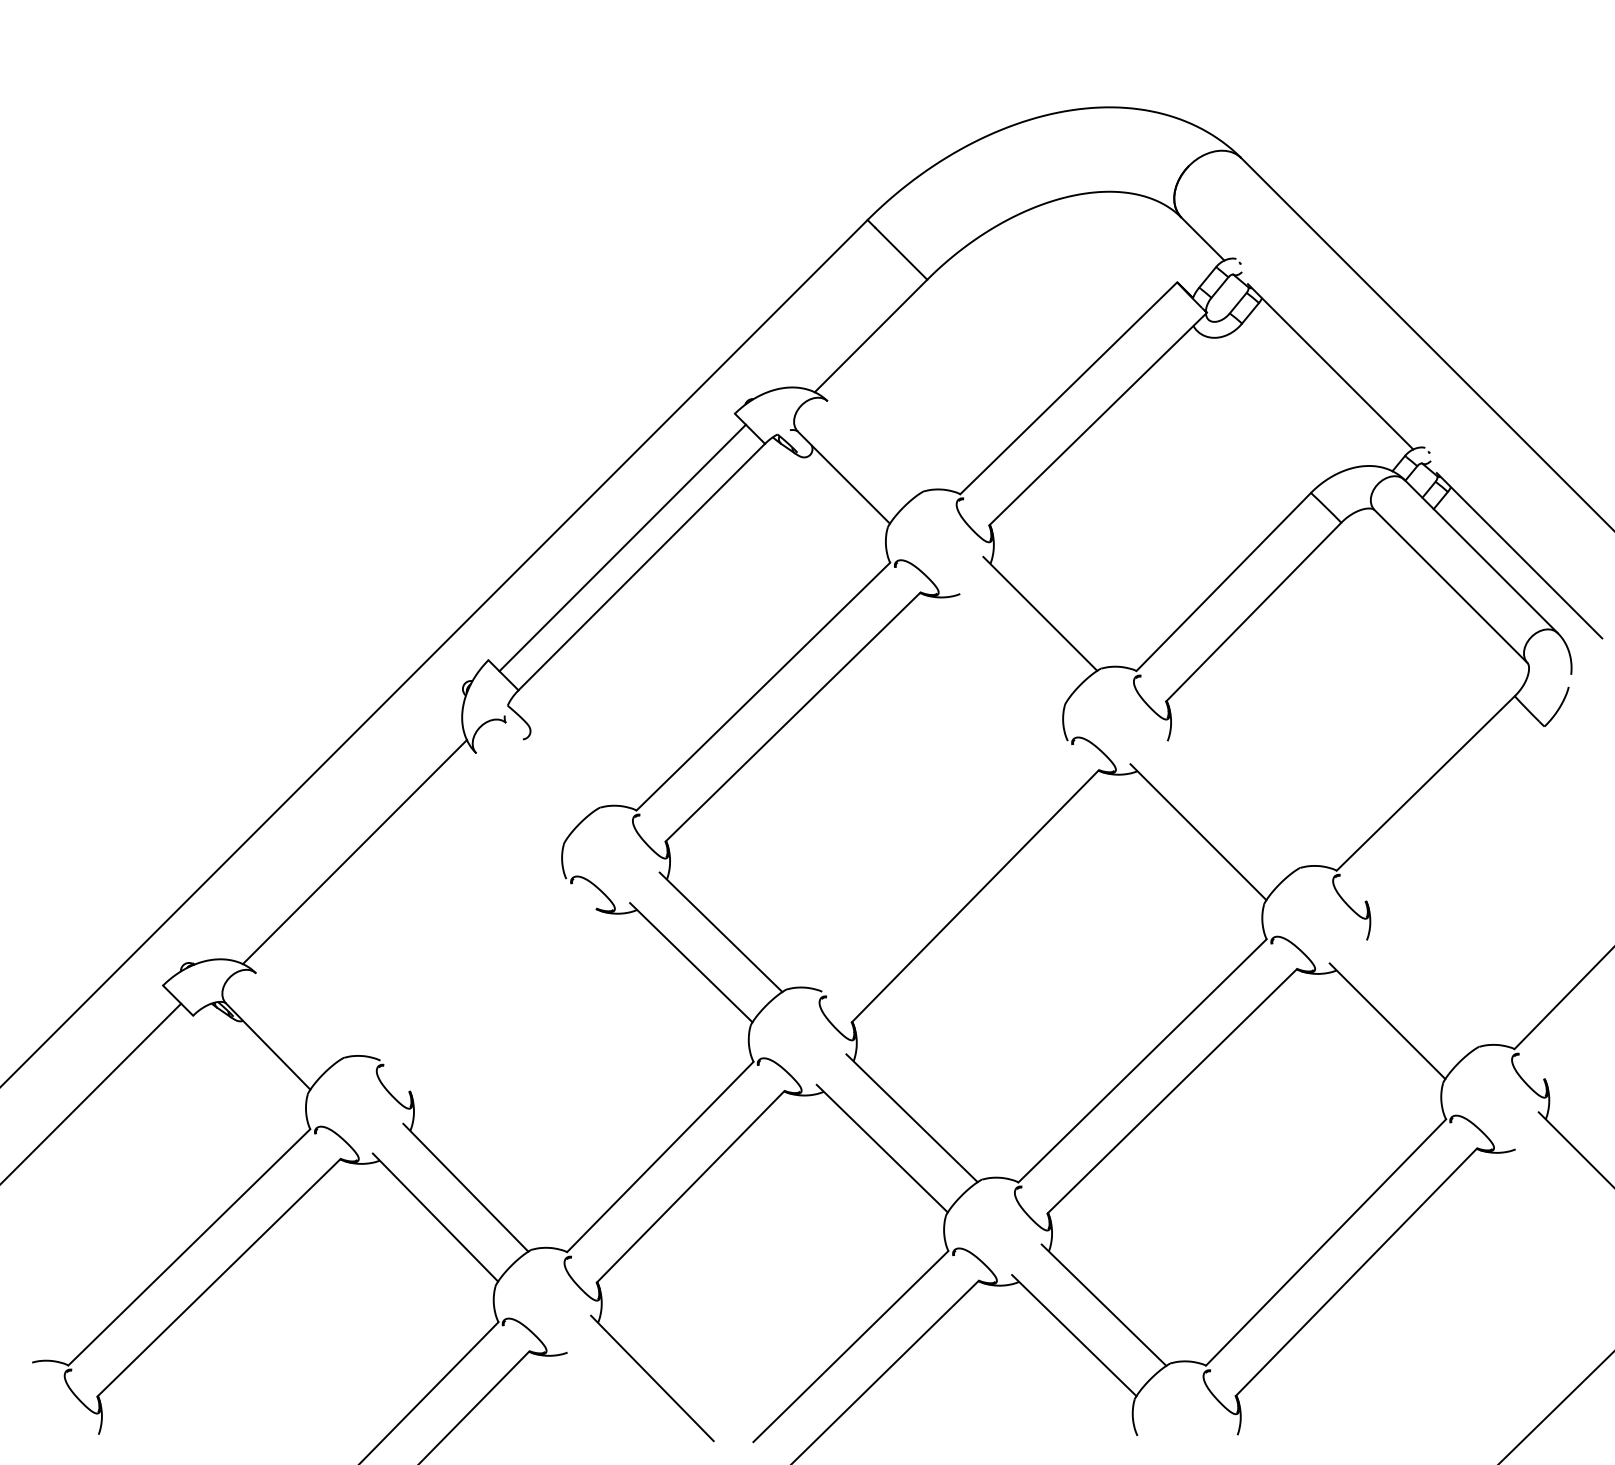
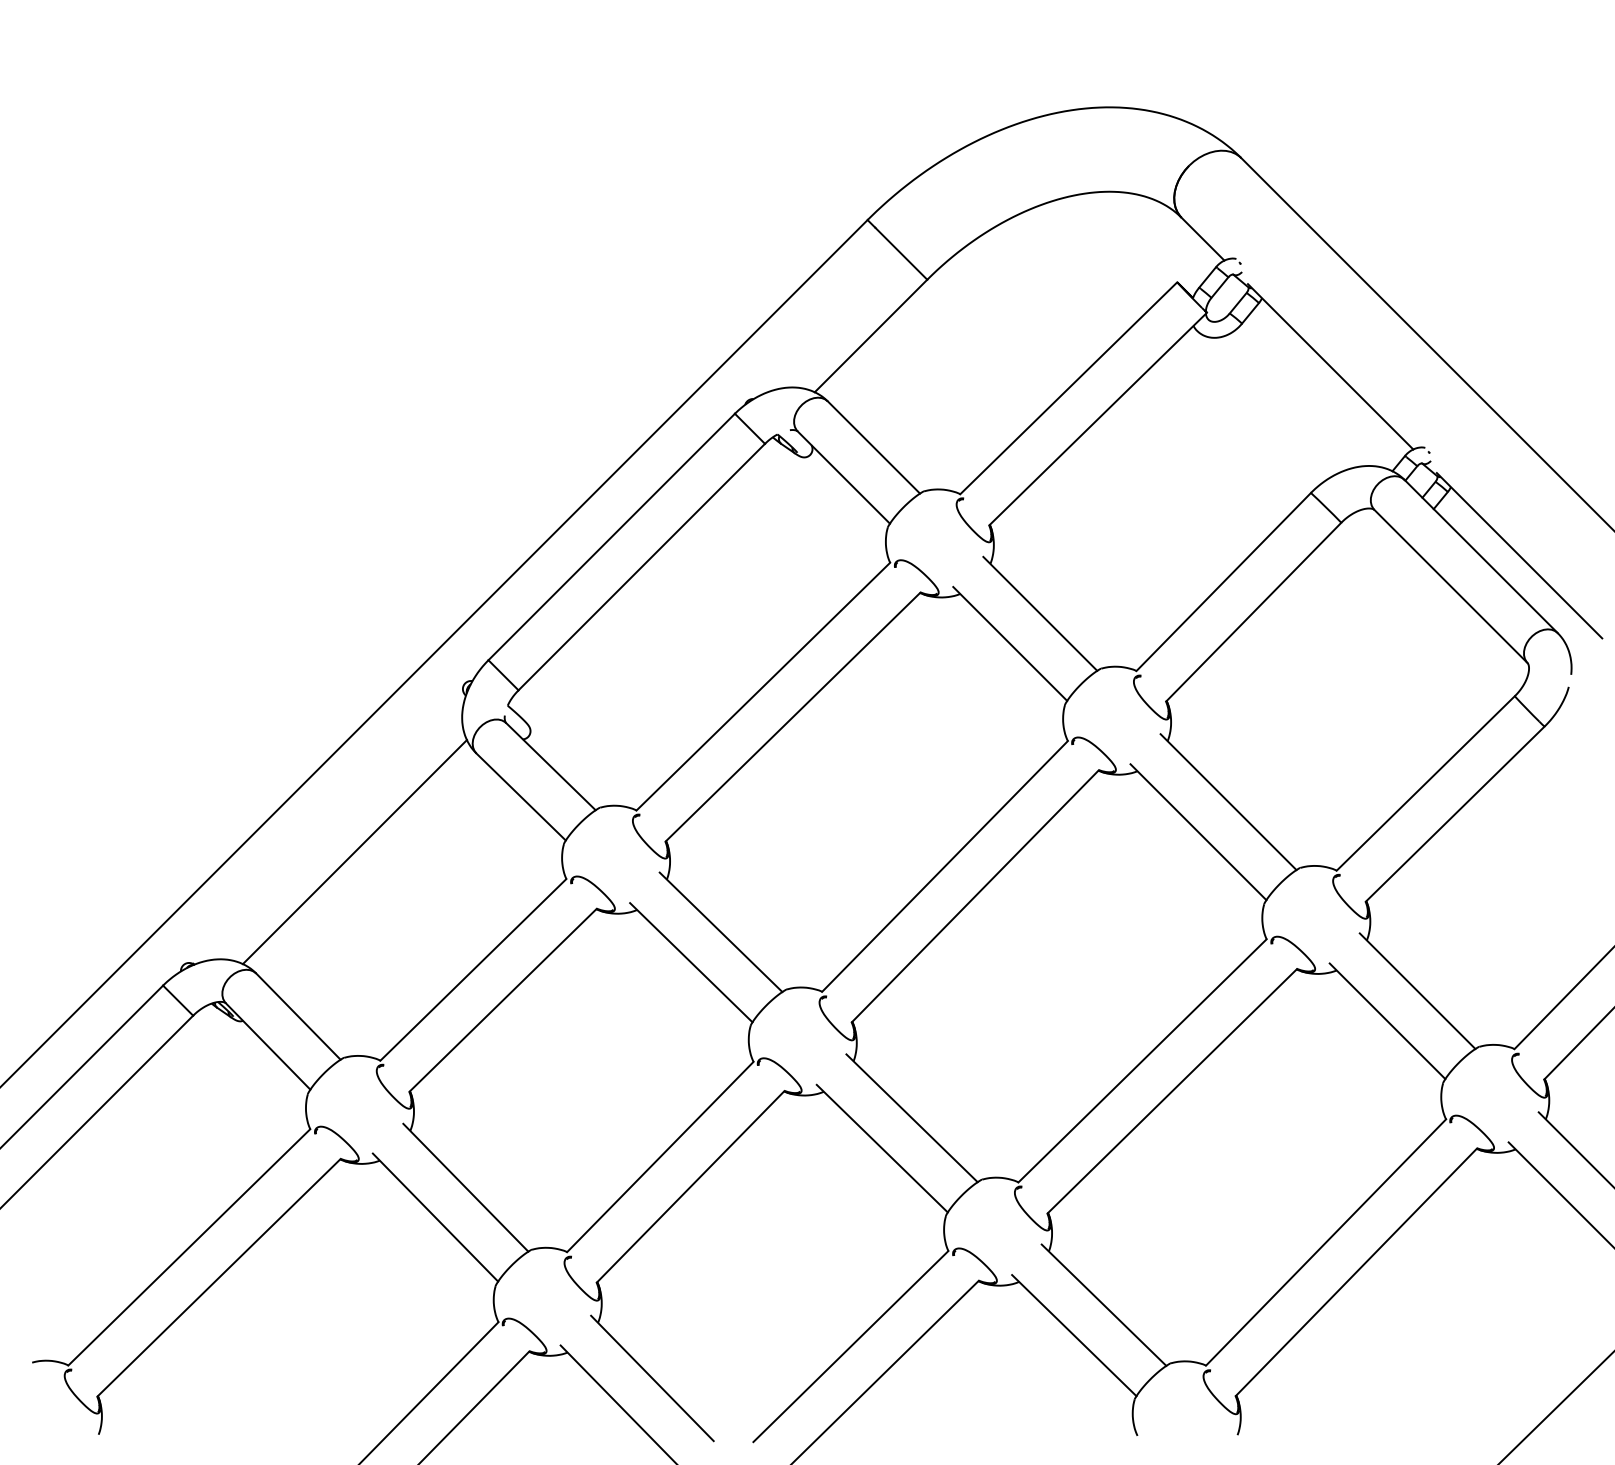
line: none -> present (873, 447)
line position: (622, 547) -> (611, 536) (611, 536)
line: none -> present (1010, 643)
line: none -> present (550, 766)
line: none -> present (520, 796)
line: none -> present (1228, 802)
line: none -> present (1455, 813)
line: none -> present (944, 866)
line: none -> present (473, 969)
line: none -> present (1417, 990)
line: none -> present (503, 1000)
line: none -> present (298, 1016)
line: none -> present (1577, 1044)
line: none -> present (82, 1065)
line position: (91, 1092) -> (97, 1110) (97, 1110)
line: none -> present (1559, 1193)
line: none -> present (617, 1403)
